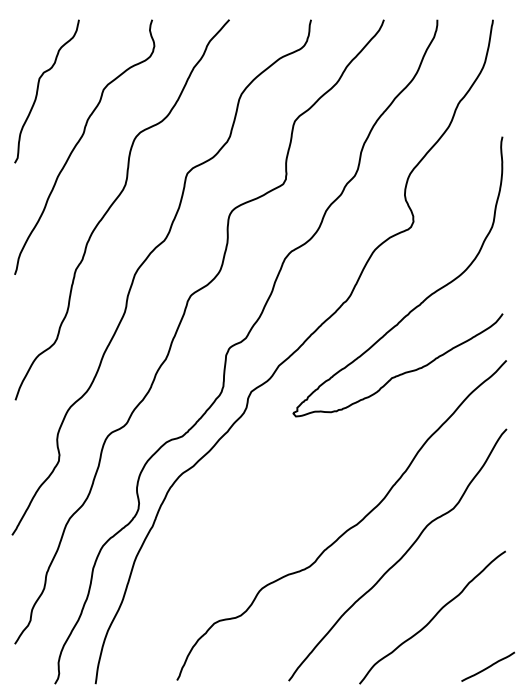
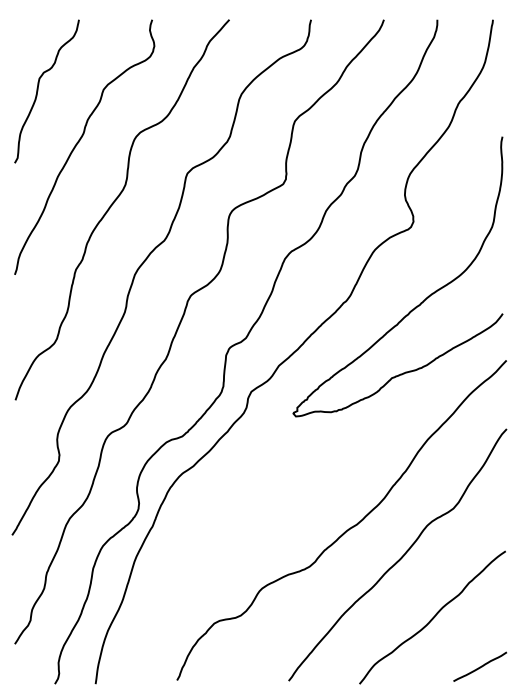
line position: (487, 666) -> (479, 666) (479, 666)
